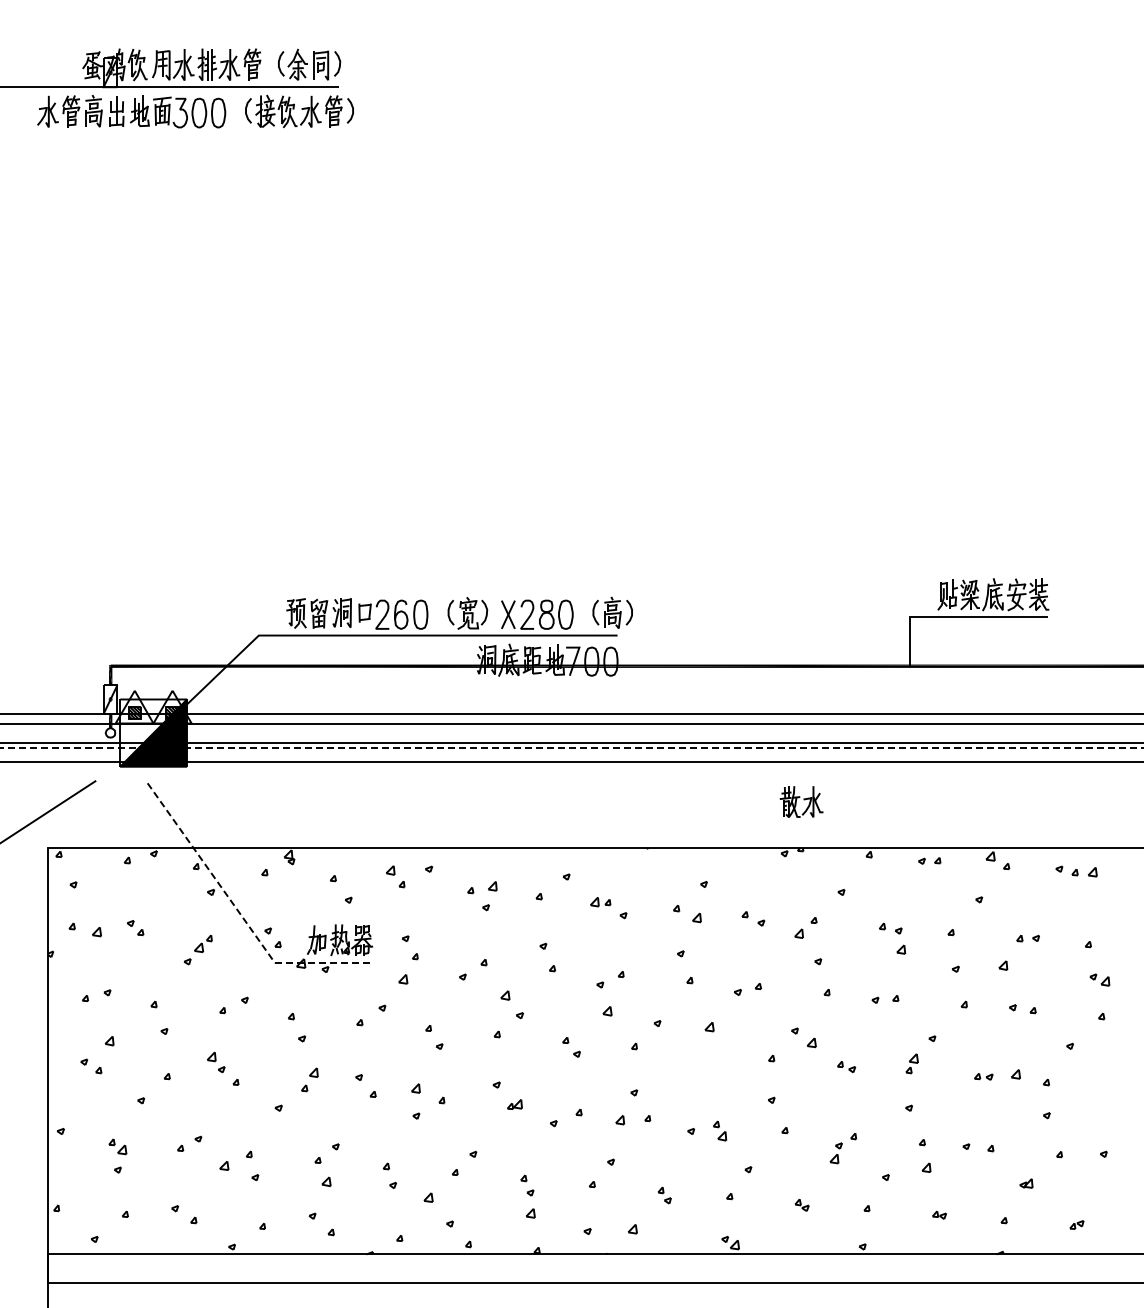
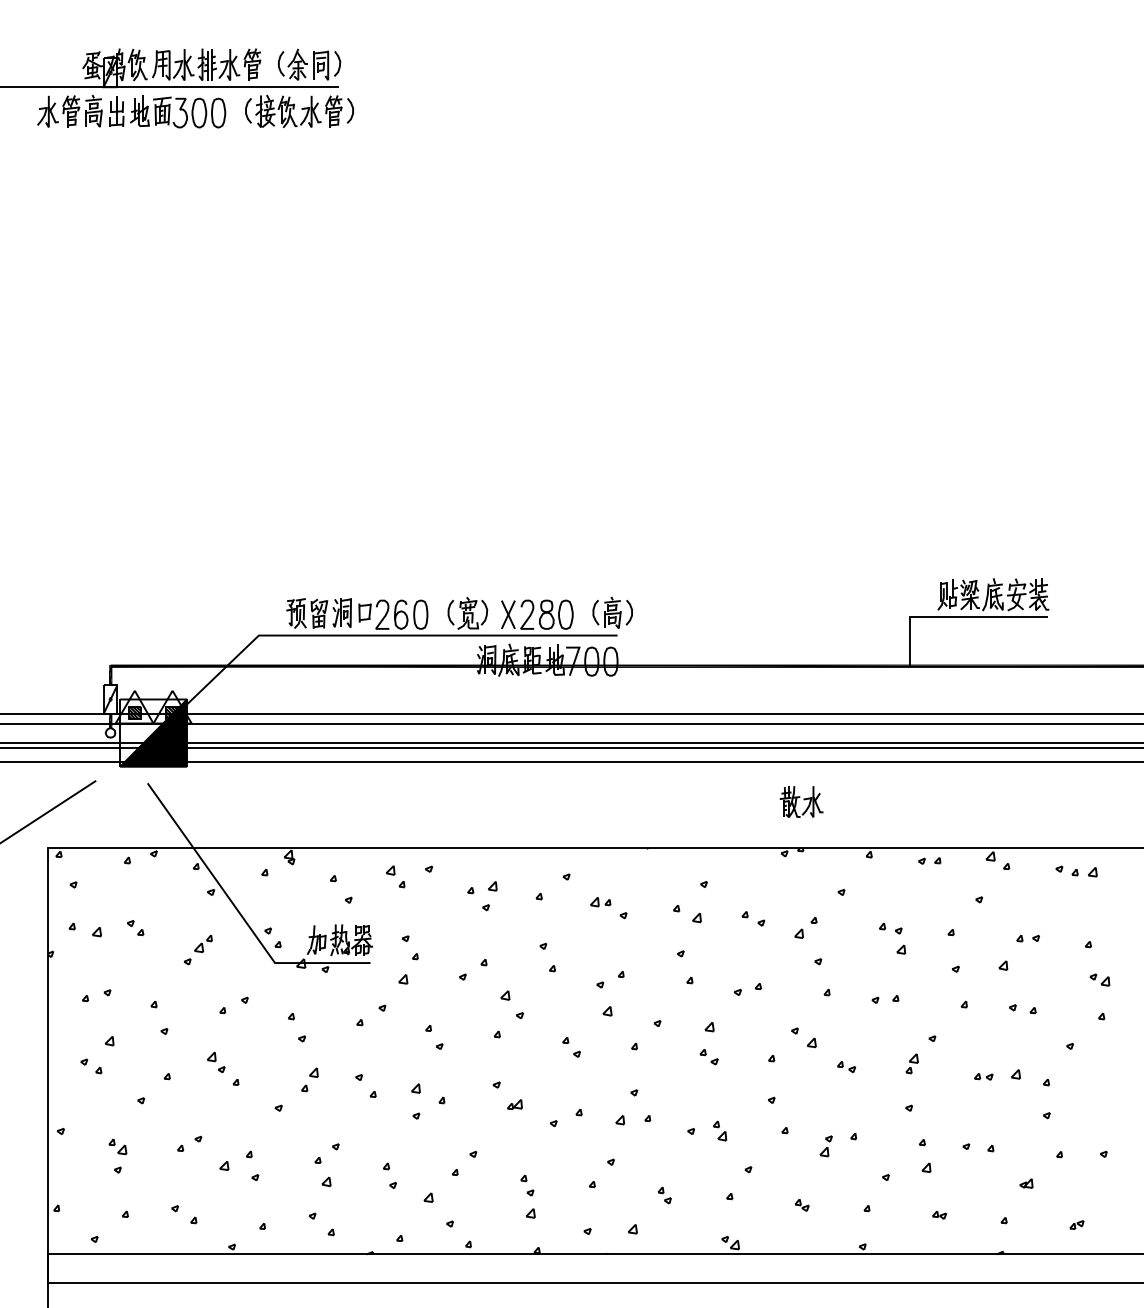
line: dashed -> solid (572, 747)
line: dashed -> solid (239, 912)
part: none -> present (708, 1057)
part position: (835, 1153) -> (825, 1146) (825, 1146)
